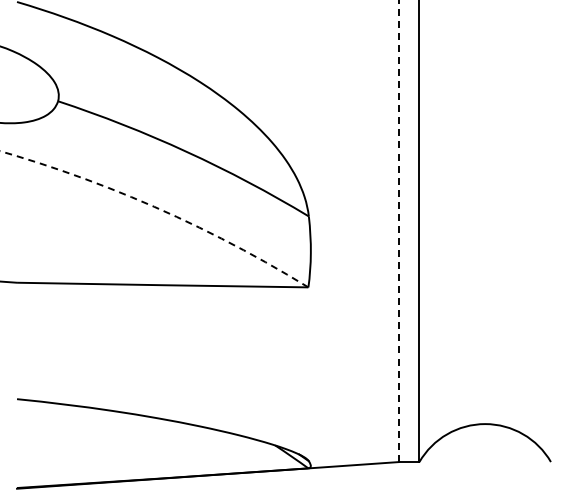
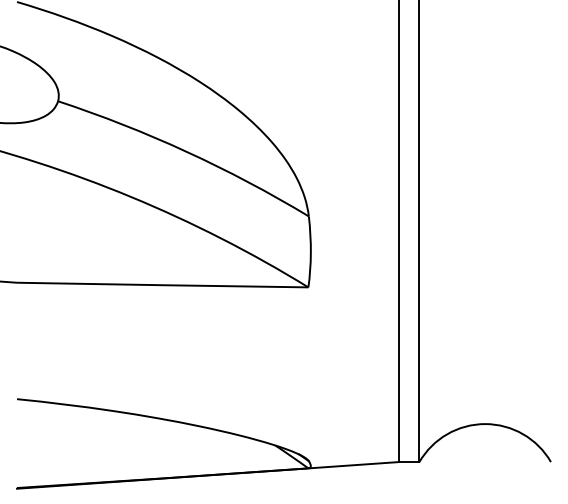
arc: dashed -> solid (158, 208)
line: dashed -> solid (399, 231)
